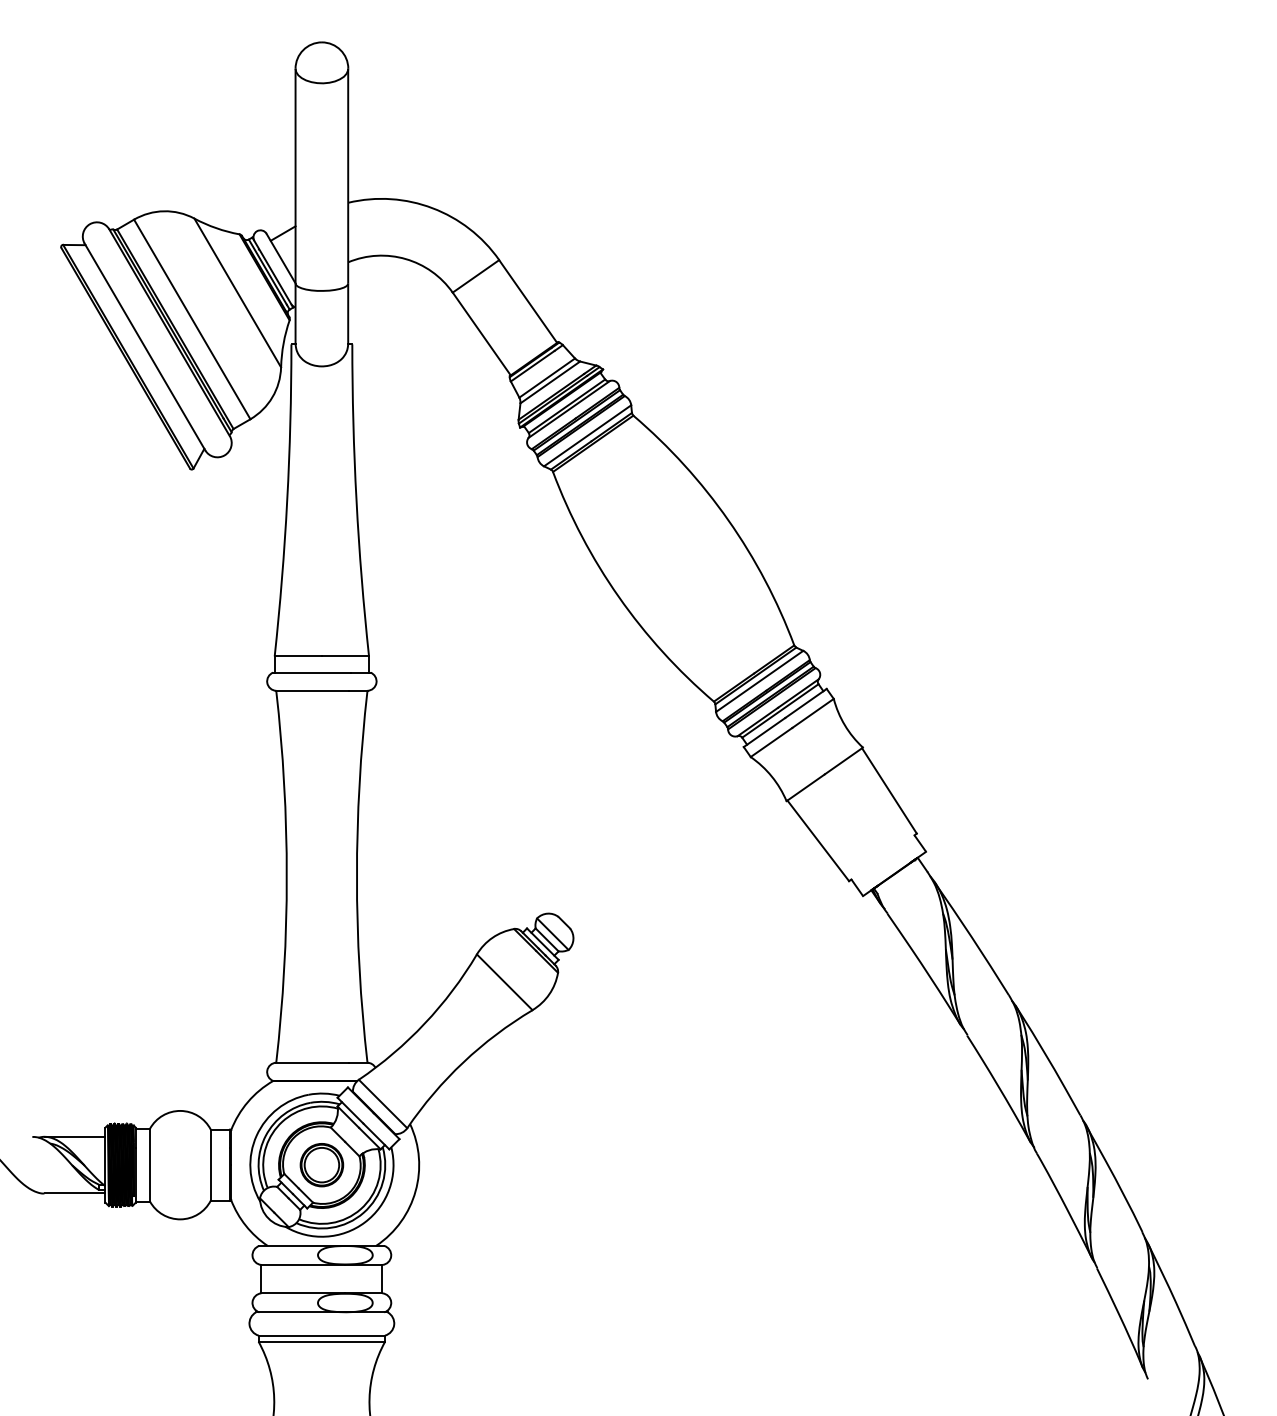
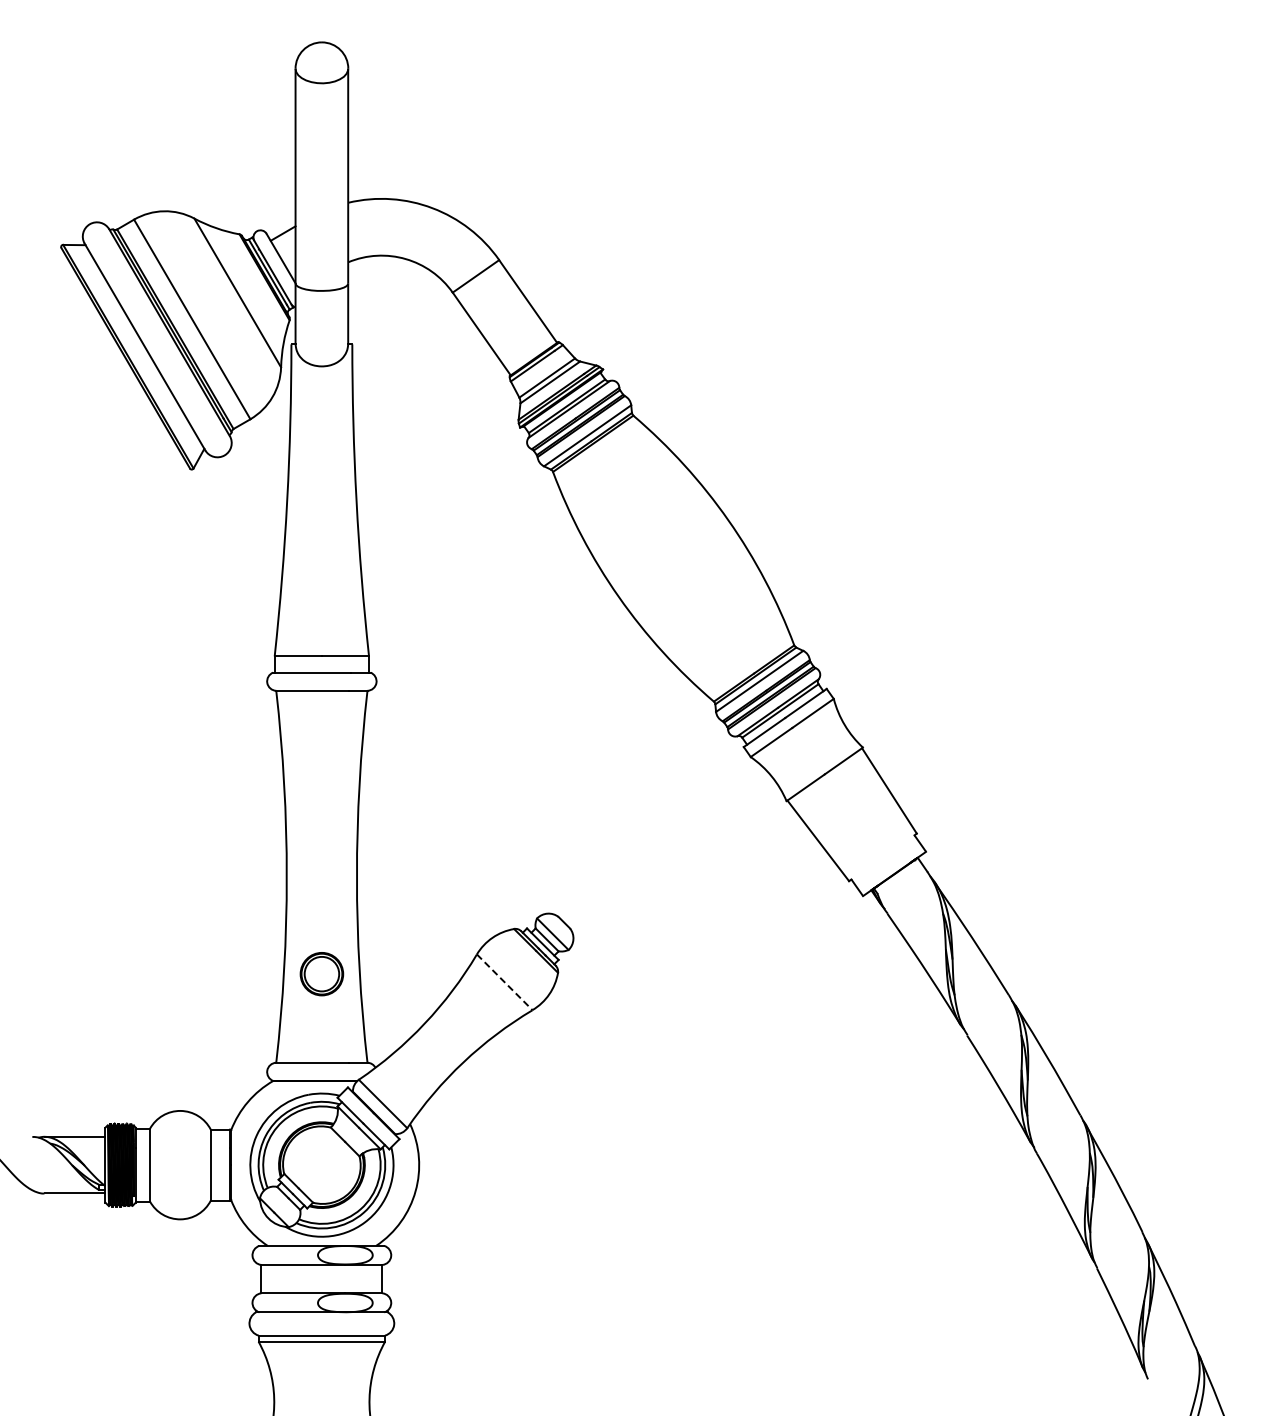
line: solid -> dashed (505, 982)
part position: (321, 1165) -> (321, 974) (321, 974)
